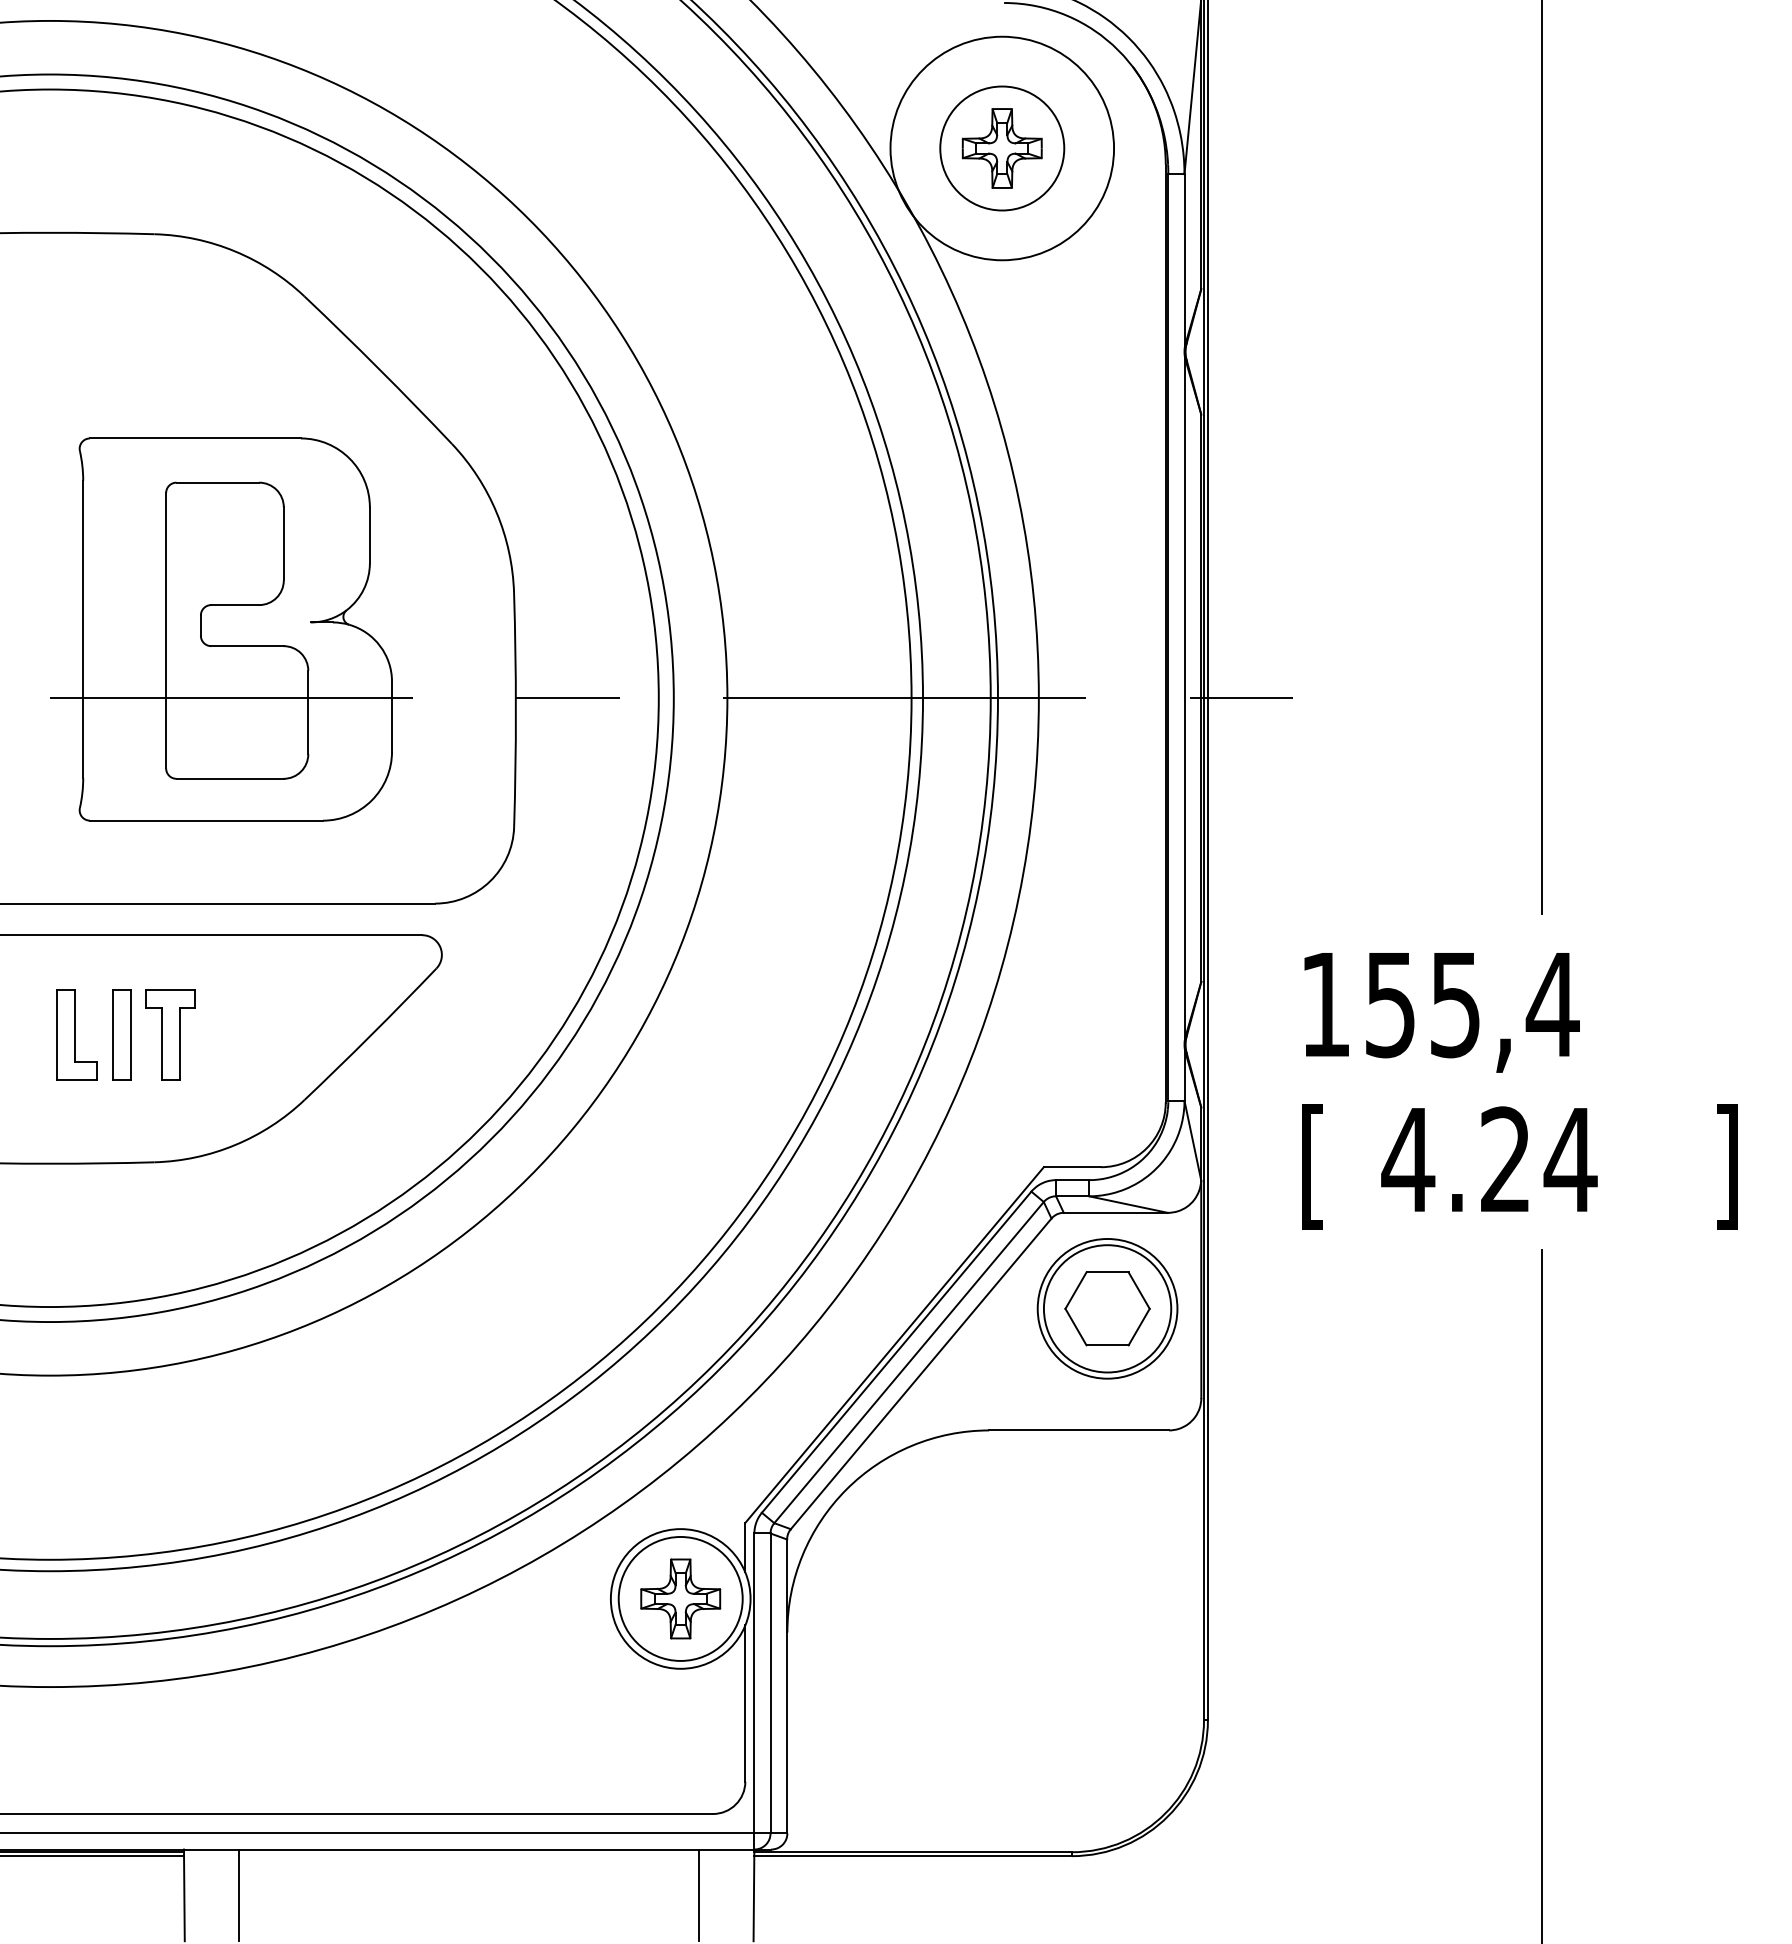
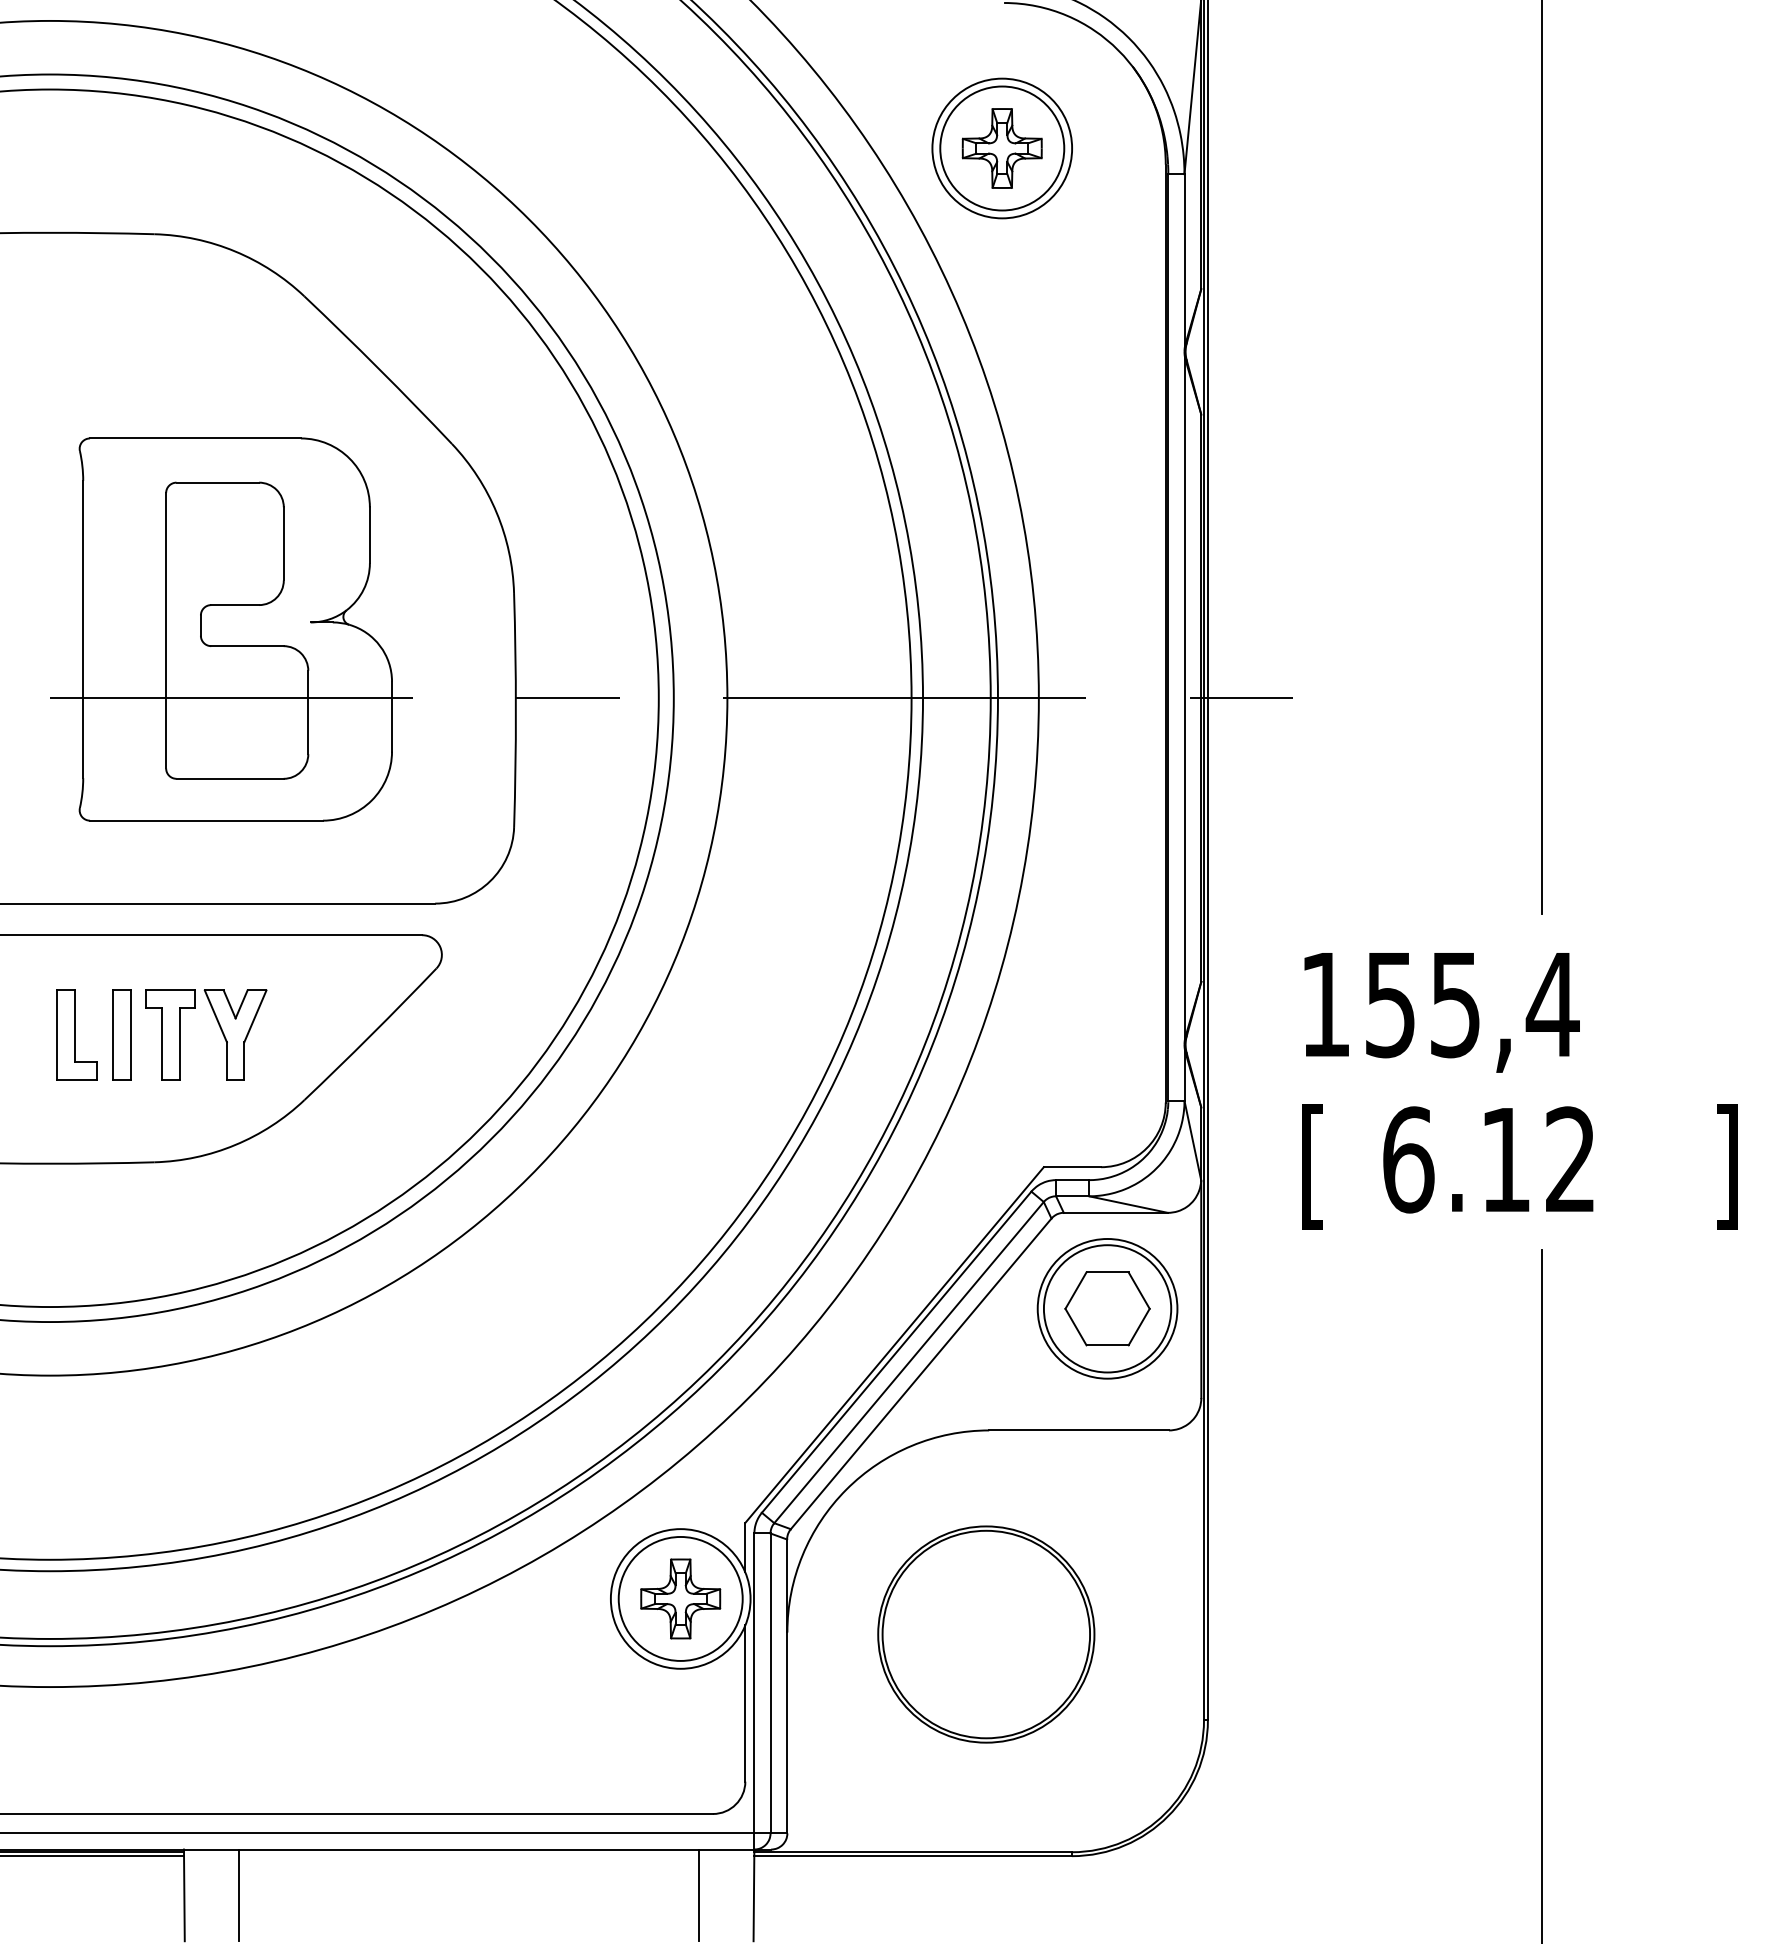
circle diameter: 224 px -> 140 px (1002, 148)
part: none -> present (235, 1034)
text: 4.24 -> 6.12 (1489, 1159)
part: none -> present (986, 1634)
